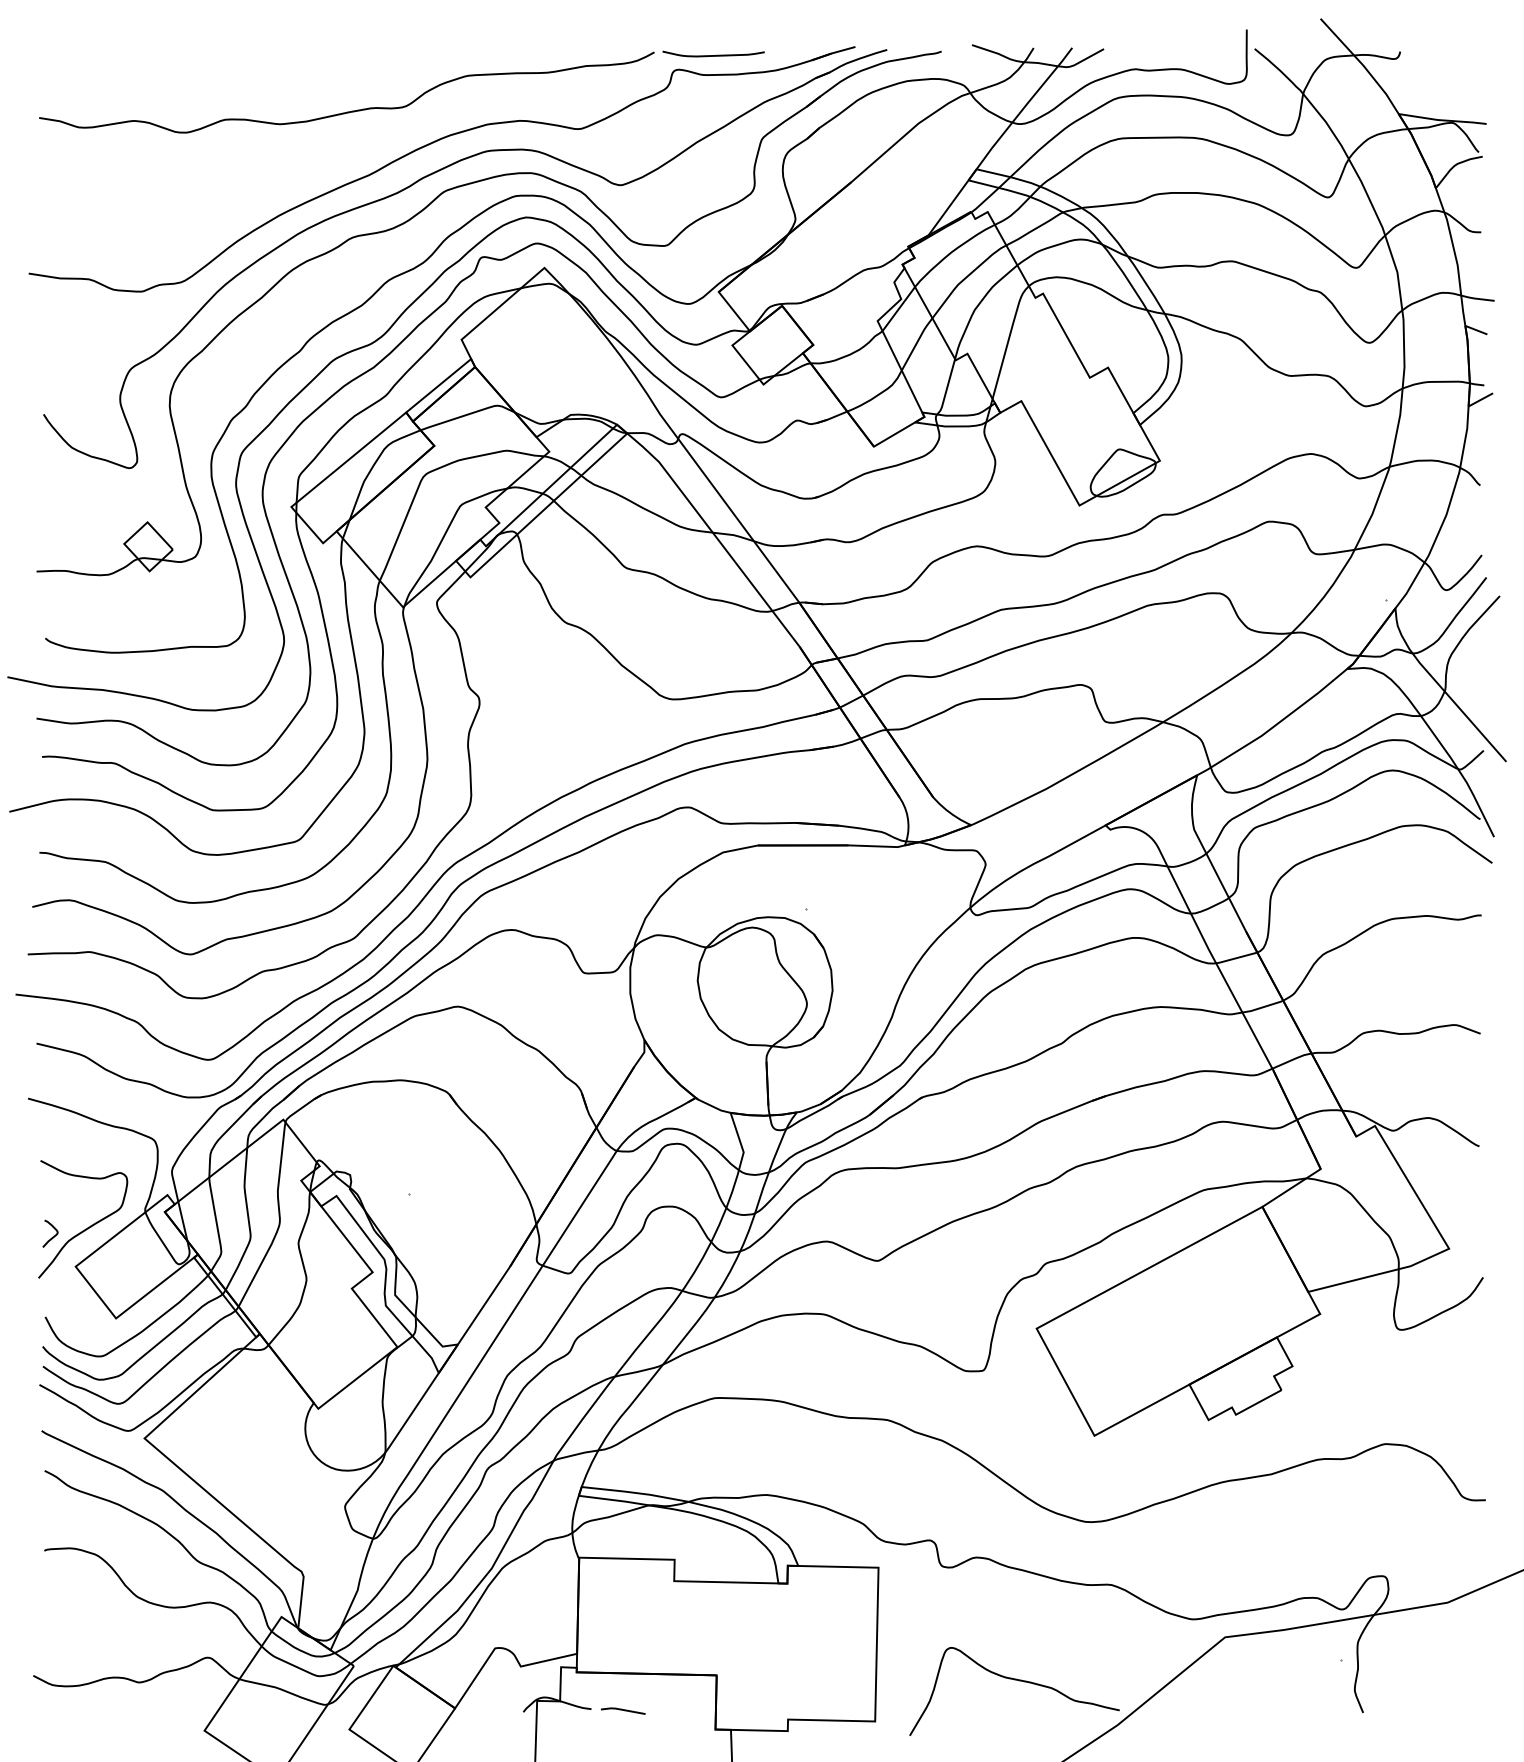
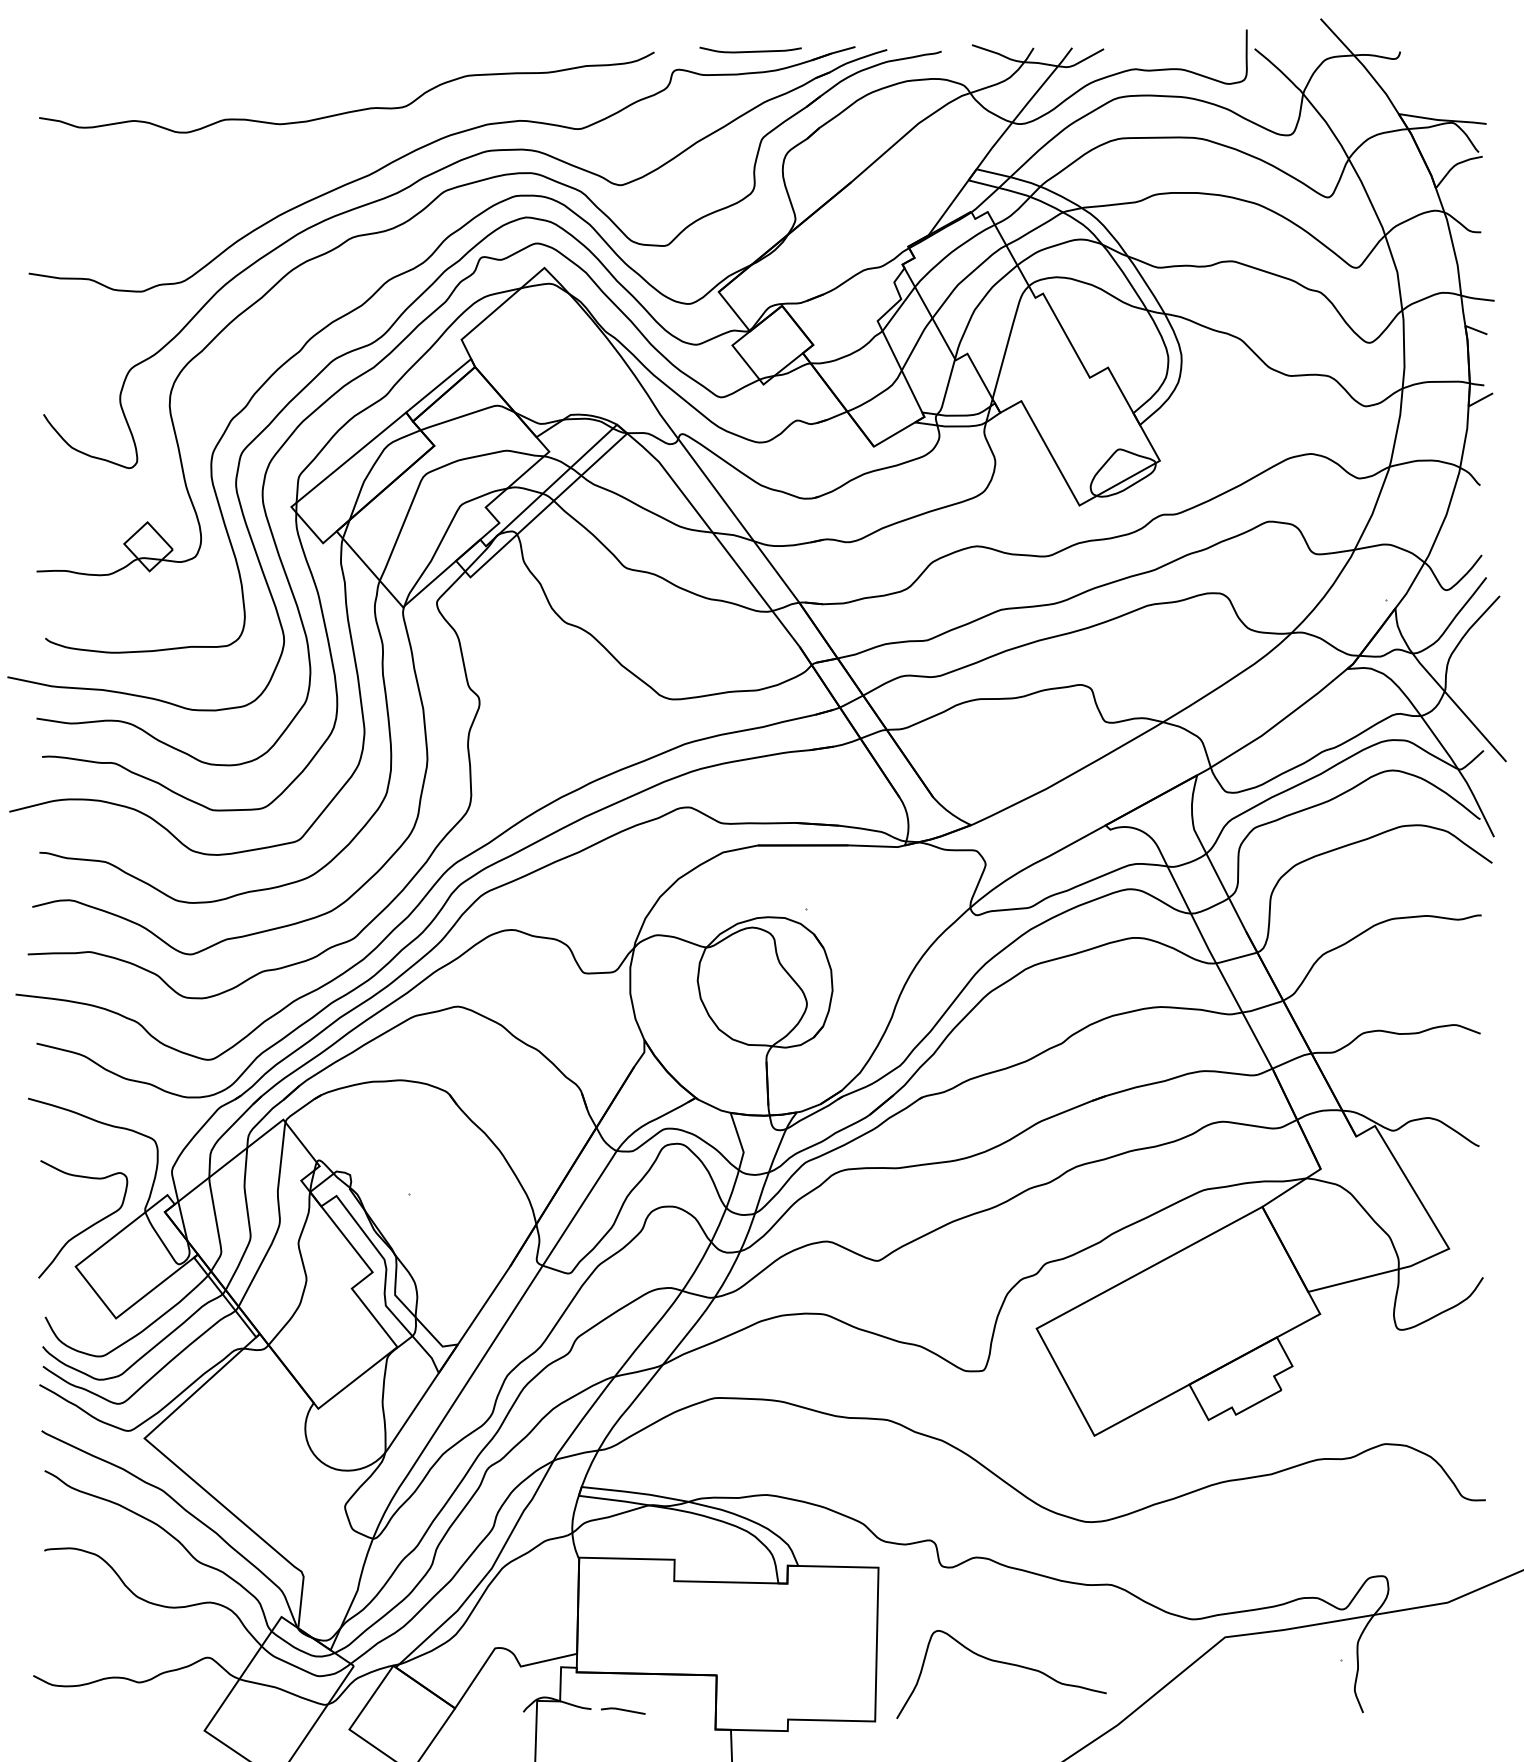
curve position: (713, 55) -> (750, 51) (750, 51)
curve: present -> none (52, 1236)
curve position: (1014, 1680) -> (1001, 1663) (1001, 1663)
